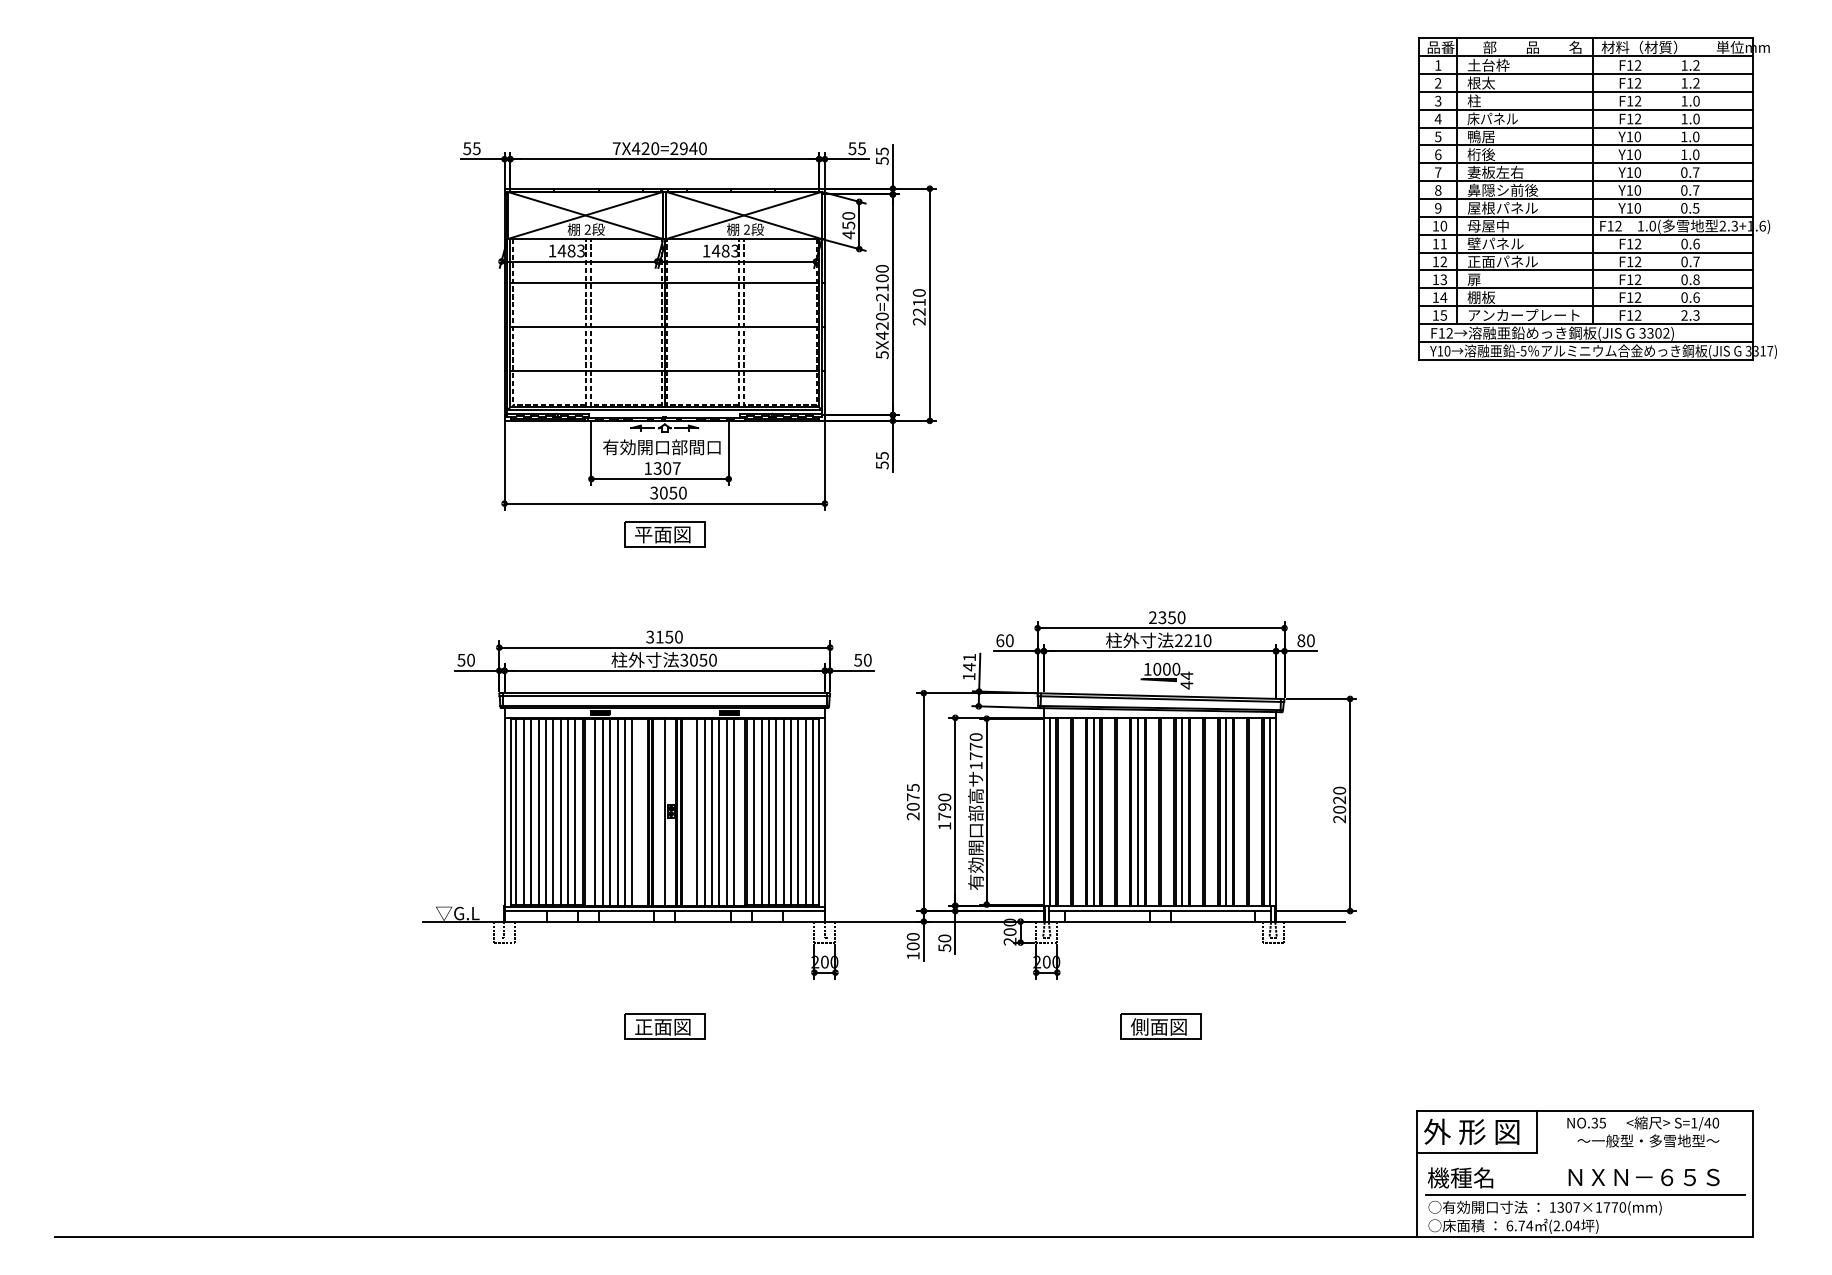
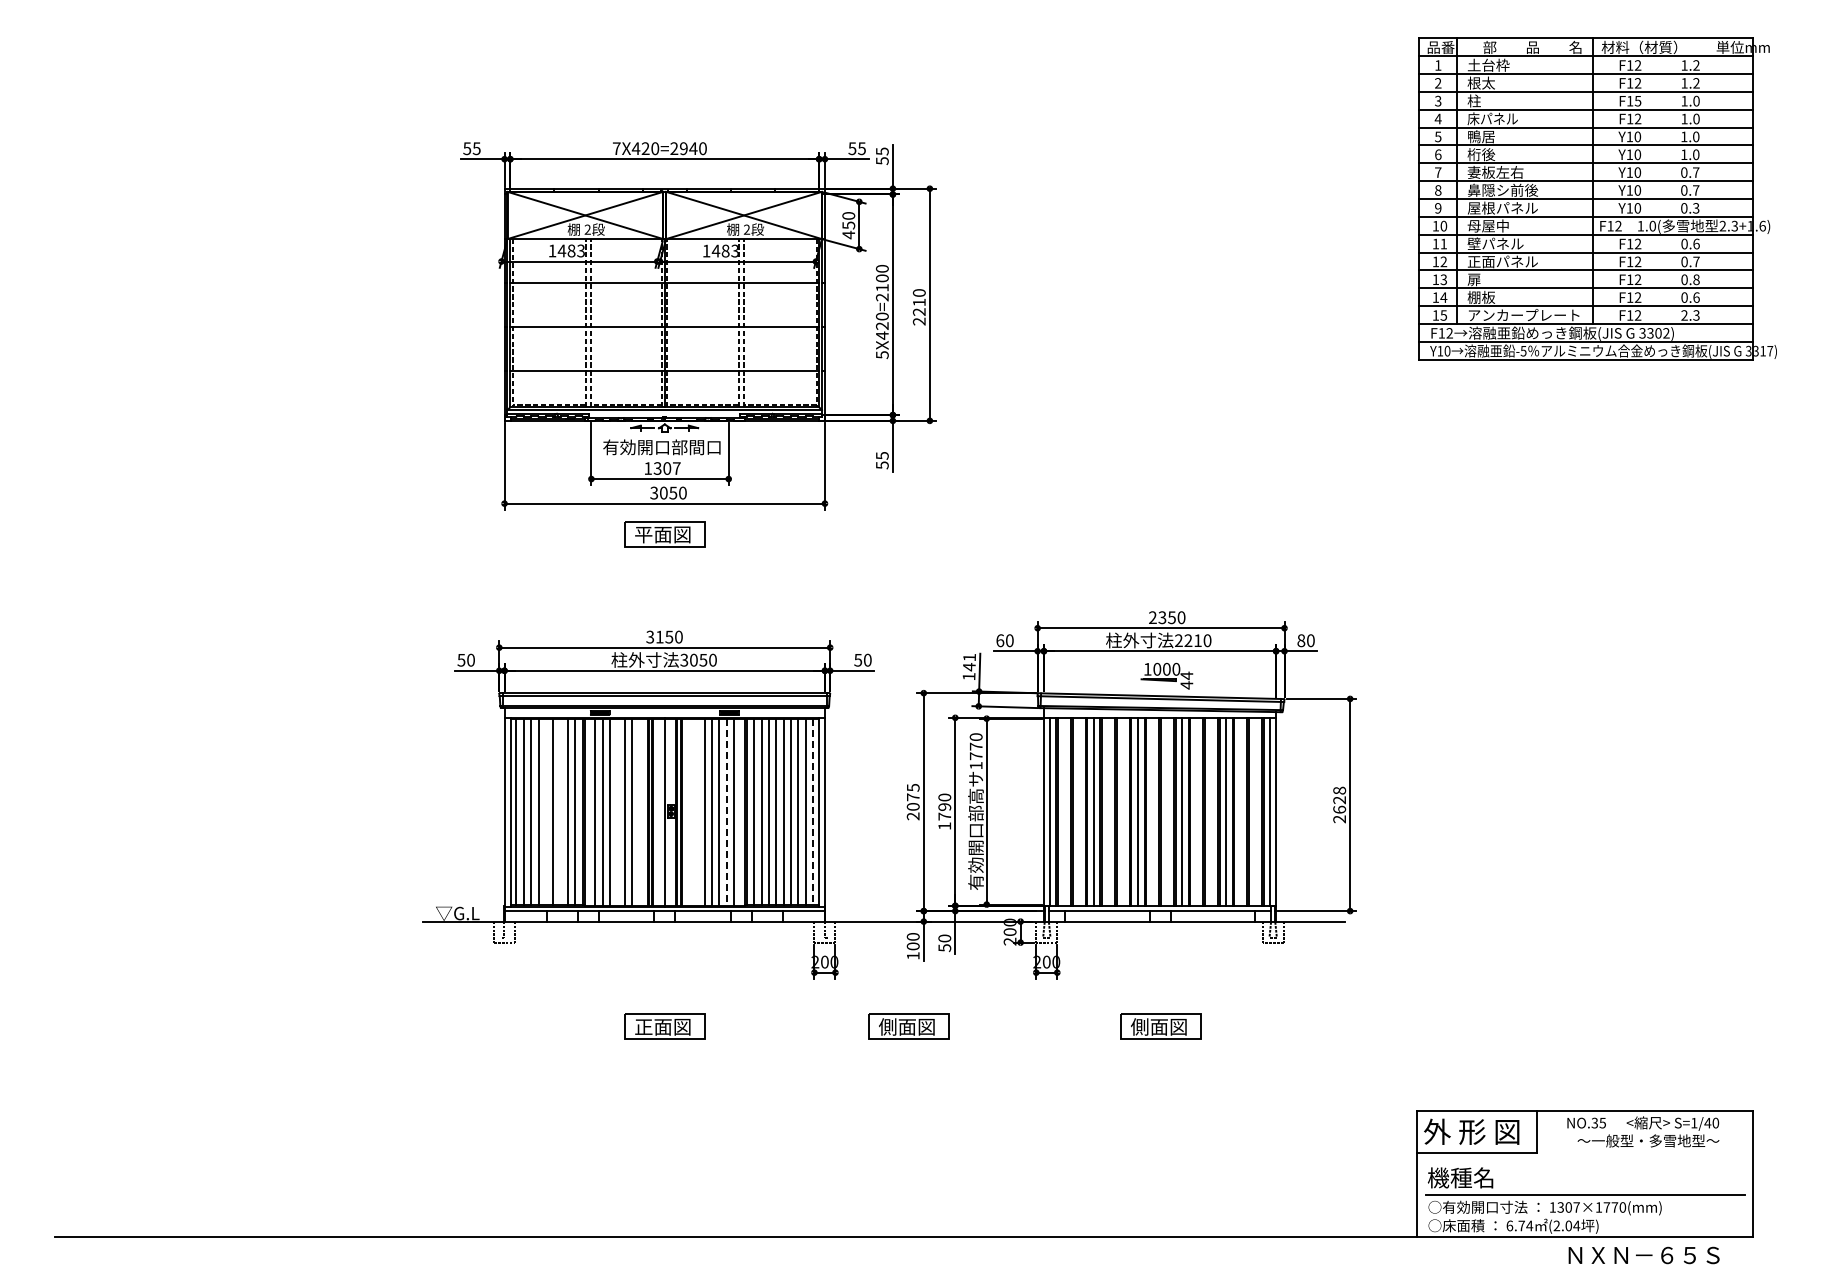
text: F12 -> F15 (1637, 100)
text: 0.5 -> 0.3 (1696, 207)
text: 2020 -> 2628 (1339, 799)
line: present -> none (545, 811)
line: present -> none (560, 811)
line: present -> none (617, 811)
line: present -> none (697, 811)
line: solid -> dashed (726, 812)
line: solid -> dashed (813, 812)
part: none -> present (908, 1026)
text position: (1643, 1177) -> (1643, 1255) (1643, 1255)
